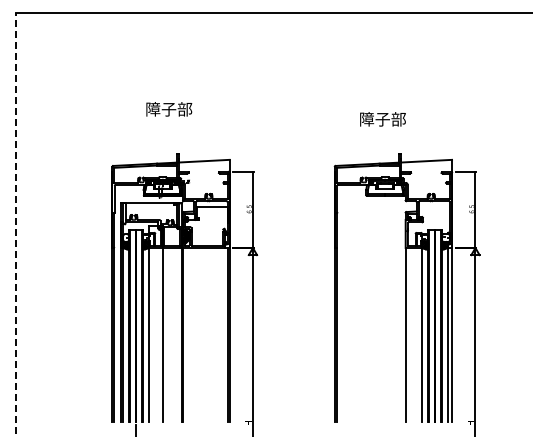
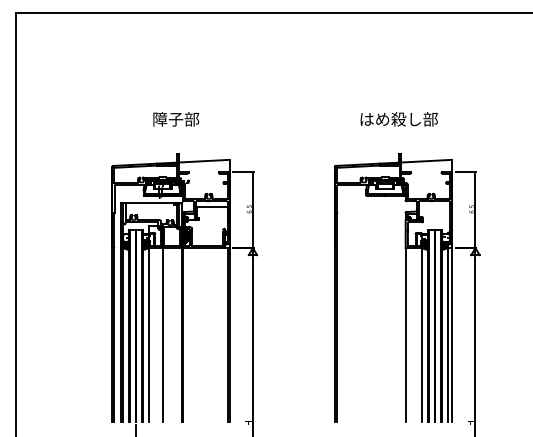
text position: (169, 109) -> (176, 119) (176, 119)
text: 障子部 -> はめ殺し部 (398, 119)
line: dashed -> solid (15, 224)
